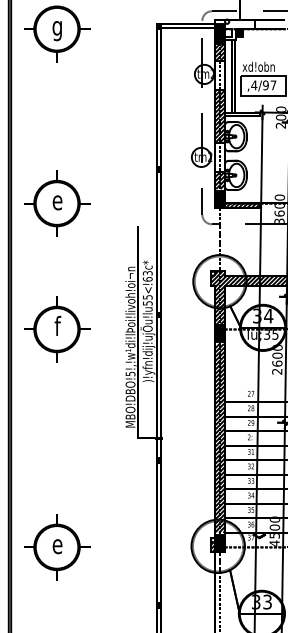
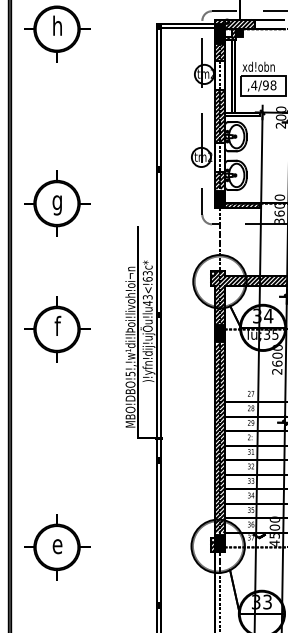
text: g -> h (56, 28)
hatch: none -> present (234, 29)
text: ,4/97 -> ,4/98 (273, 85)
text: e -> g (57, 205)
text: )!yfn!dij!ujÖu!lu55<!63c* -> )!yfn!dij!ujÖu!lu43<!63c* (147, 300)
